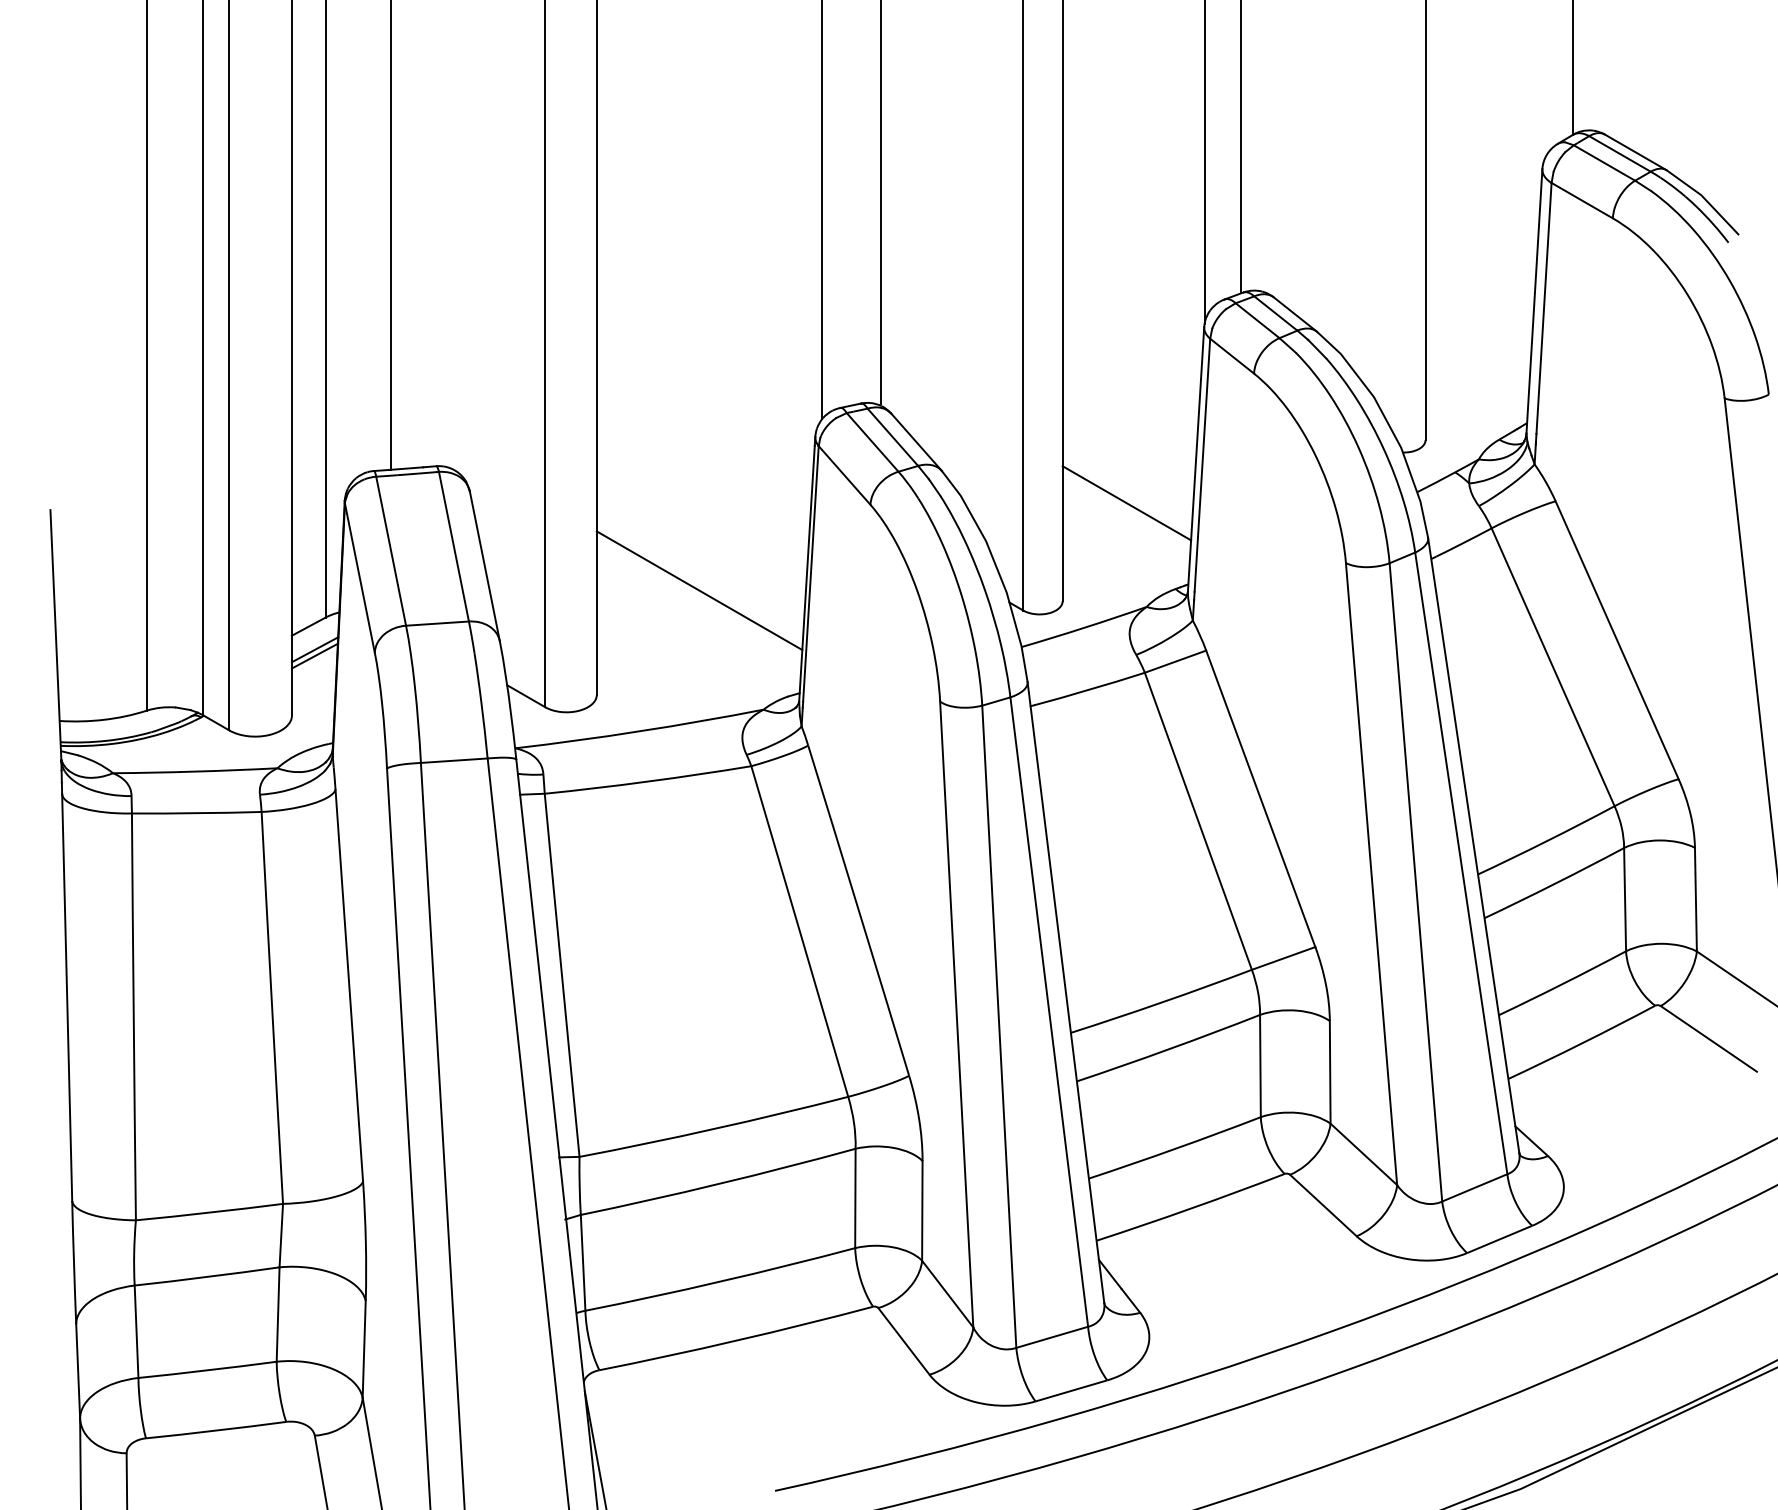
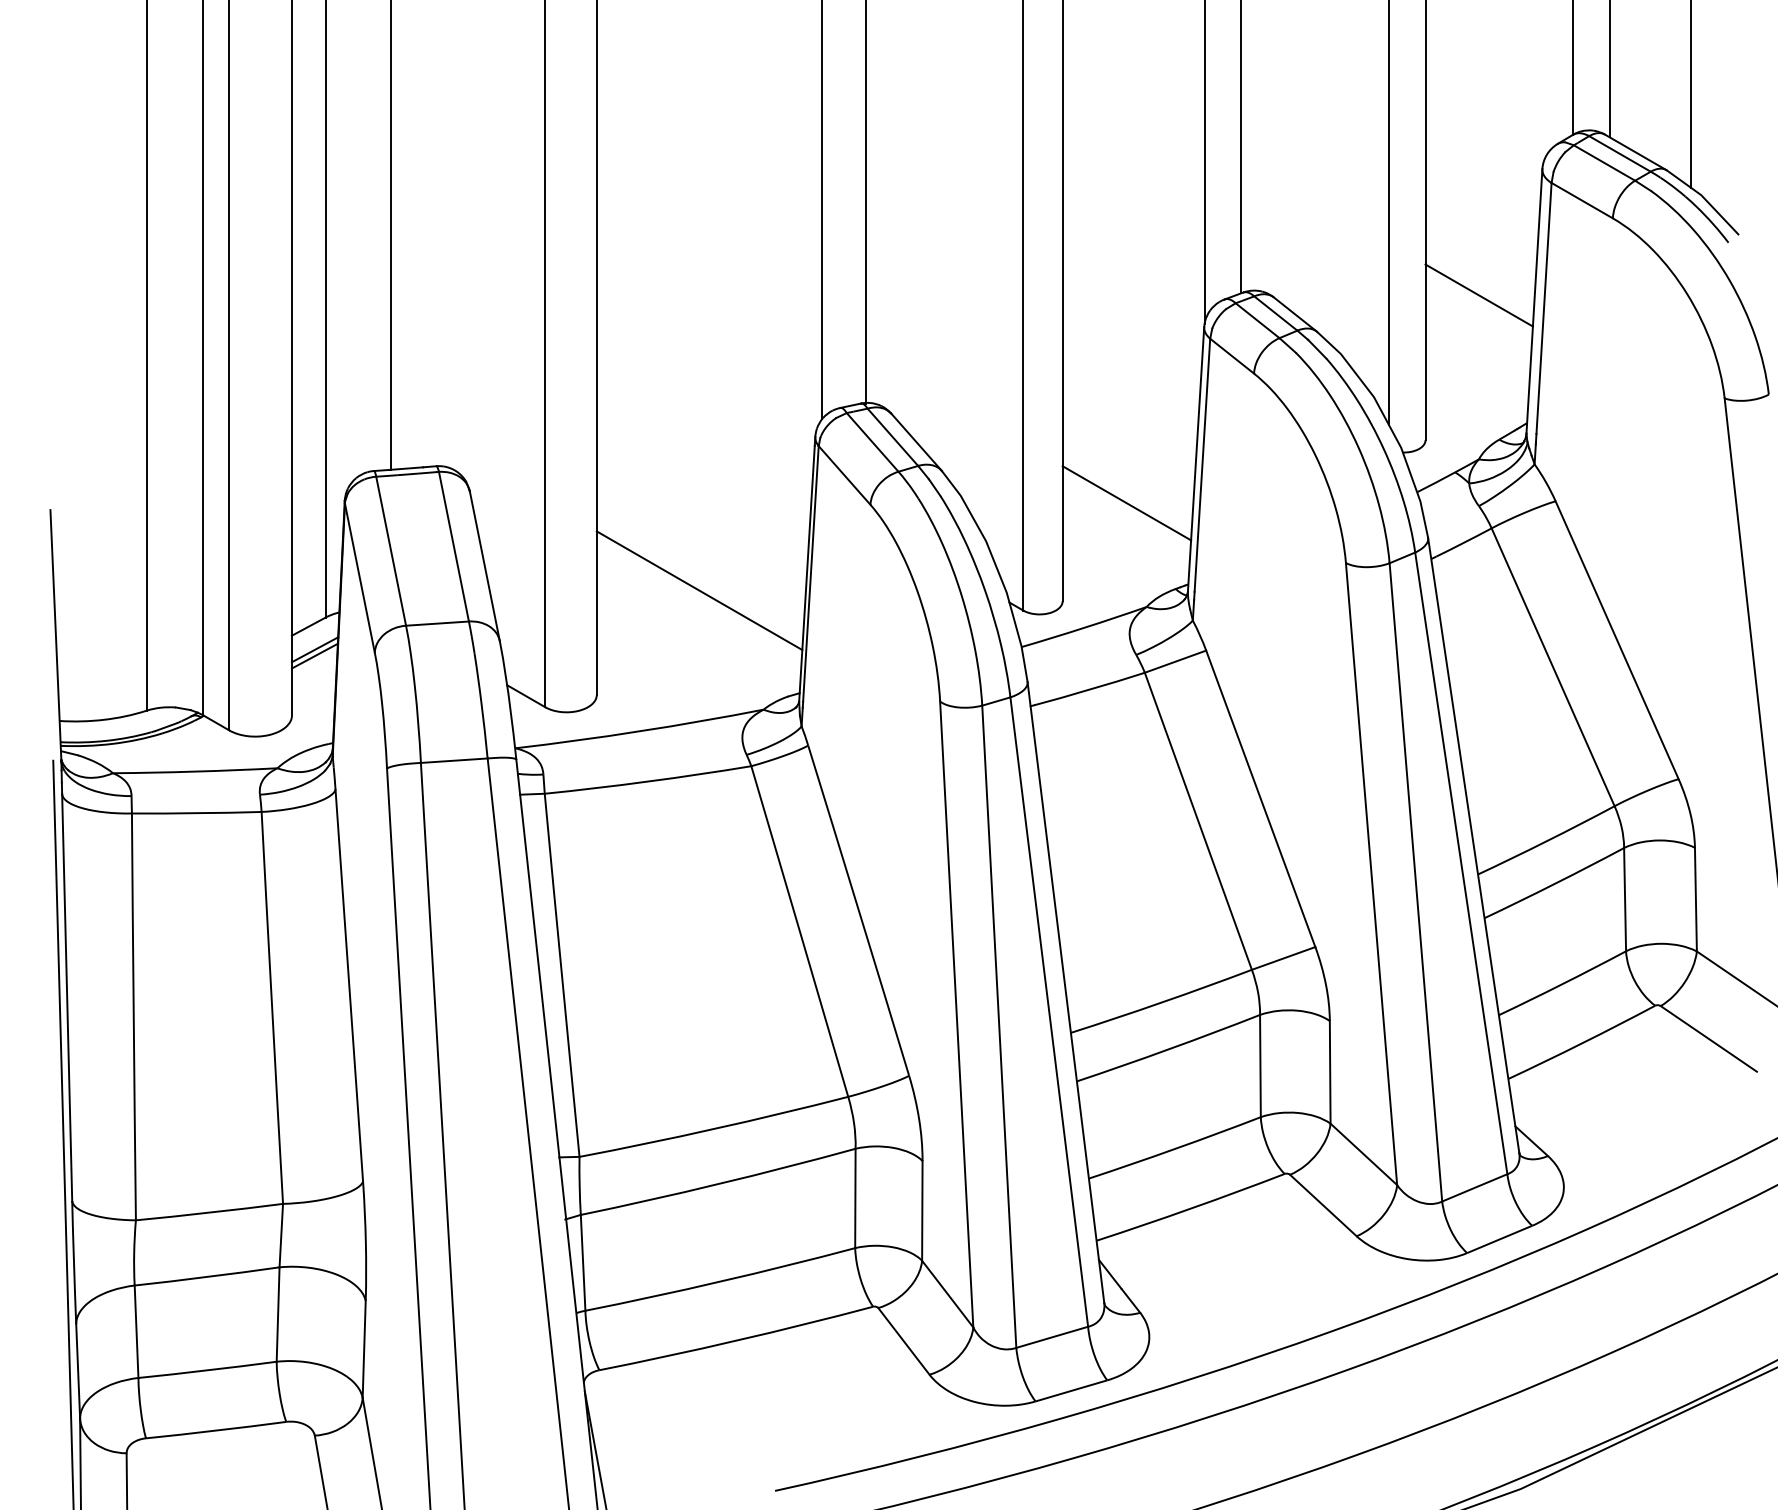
line: none -> present (1609, 69)
line: none -> present (1691, 94)
line position: (881, 202) -> (866, 202) (866, 202)
line: none -> present (1388, 213)
line: none -> present (1478, 295)
line: none -> present (63, 1133)
